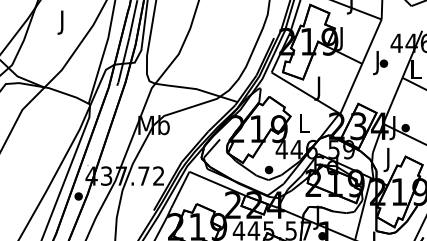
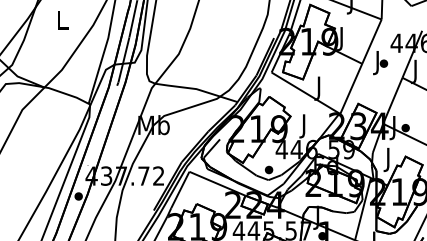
text: J -> L (62, 22)
text: L -> J (416, 71)
text: L -> J (304, 126)
